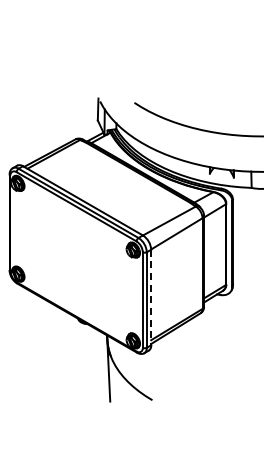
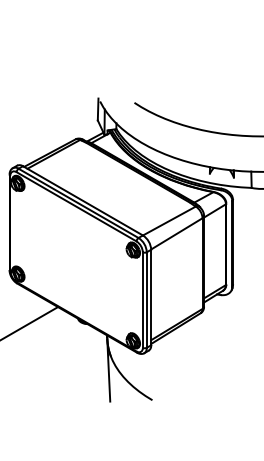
line: dashed -> solid (151, 297)
line: none -> present (30, 323)
